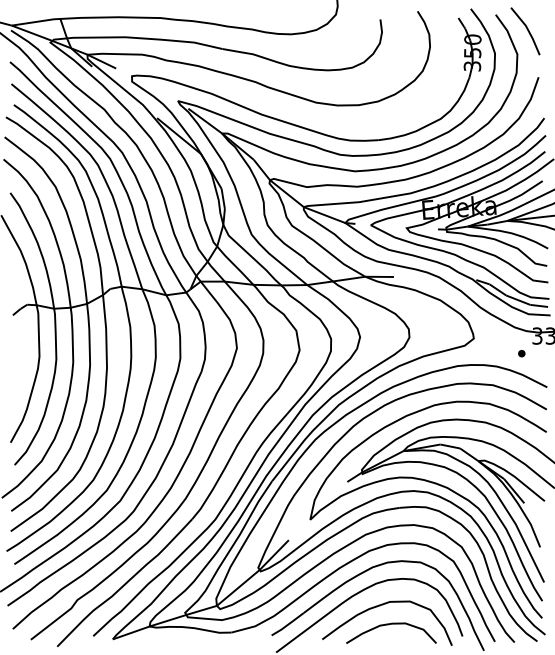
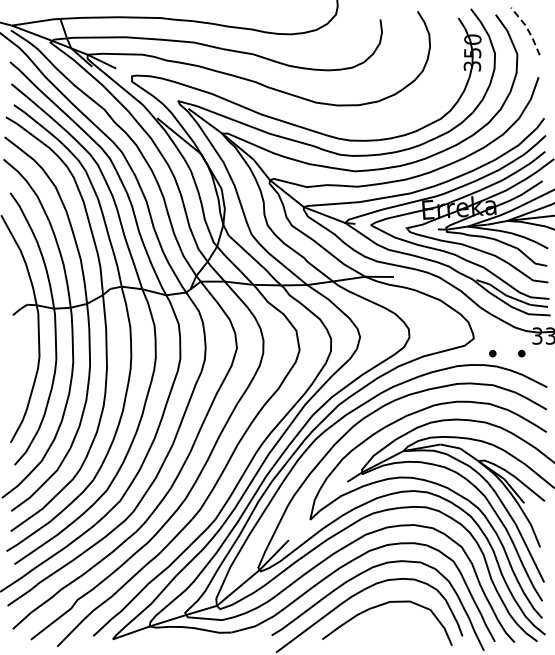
line: solid -> dashed (527, 29)
part: none -> present (492, 353)
curve: present -> none (388, 625)
